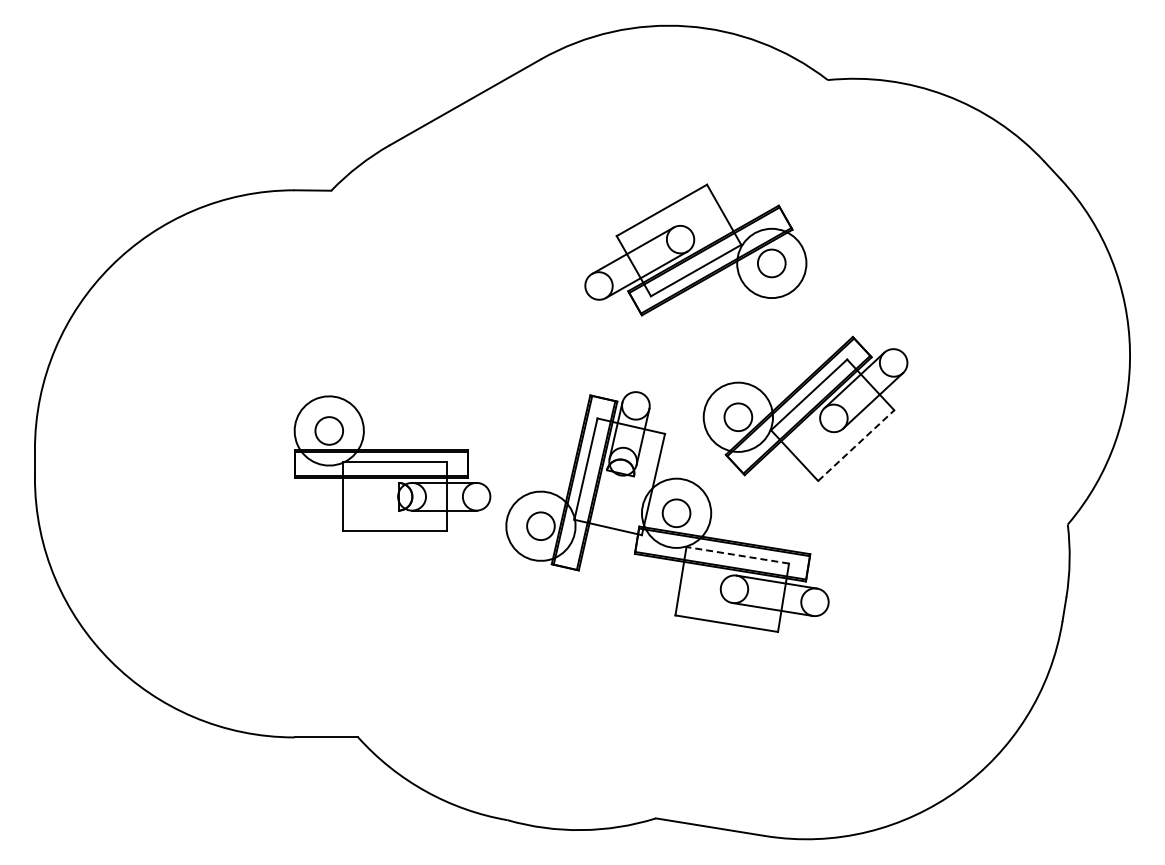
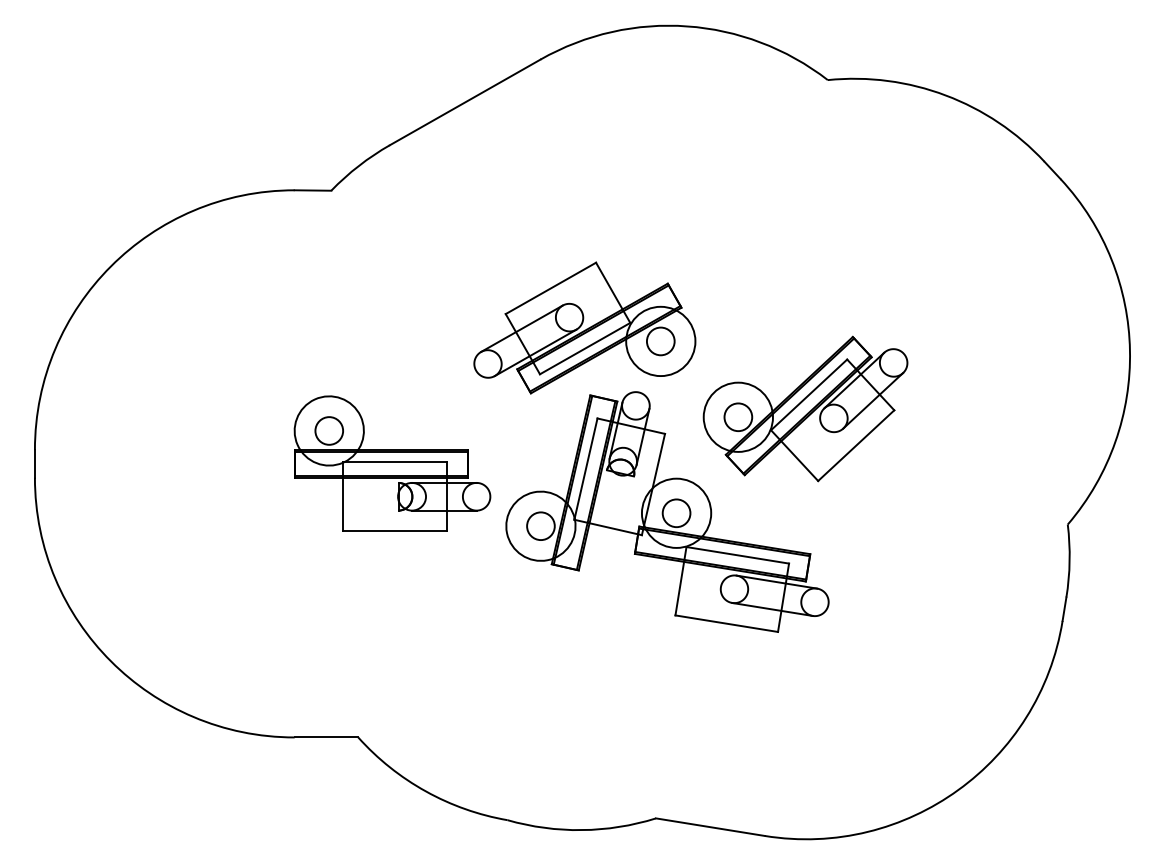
part position: (695, 249) -> (584, 327) (584, 327)
line: dashed -> solid (856, 445)
line: dashed -> solid (737, 555)
